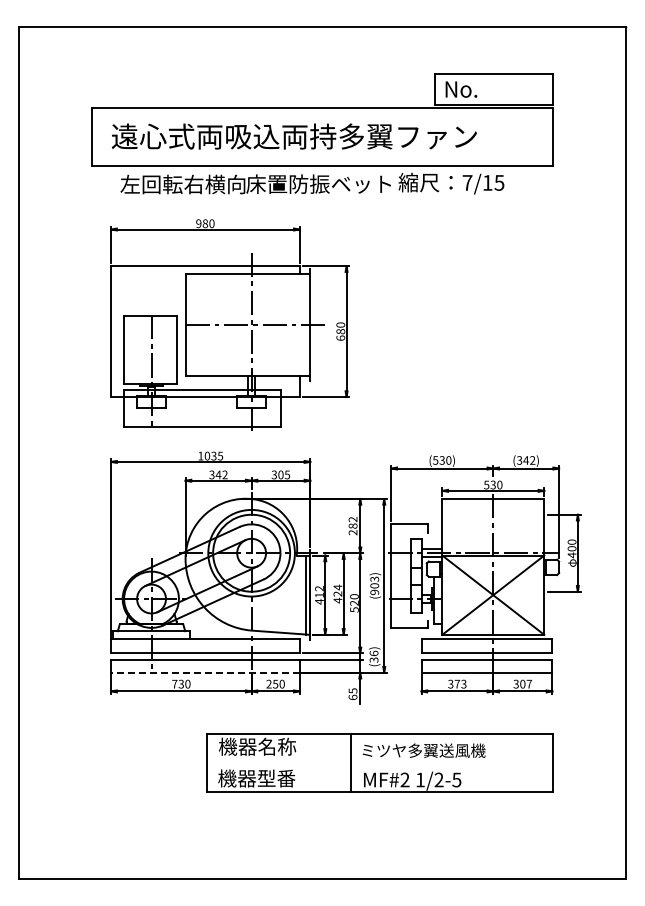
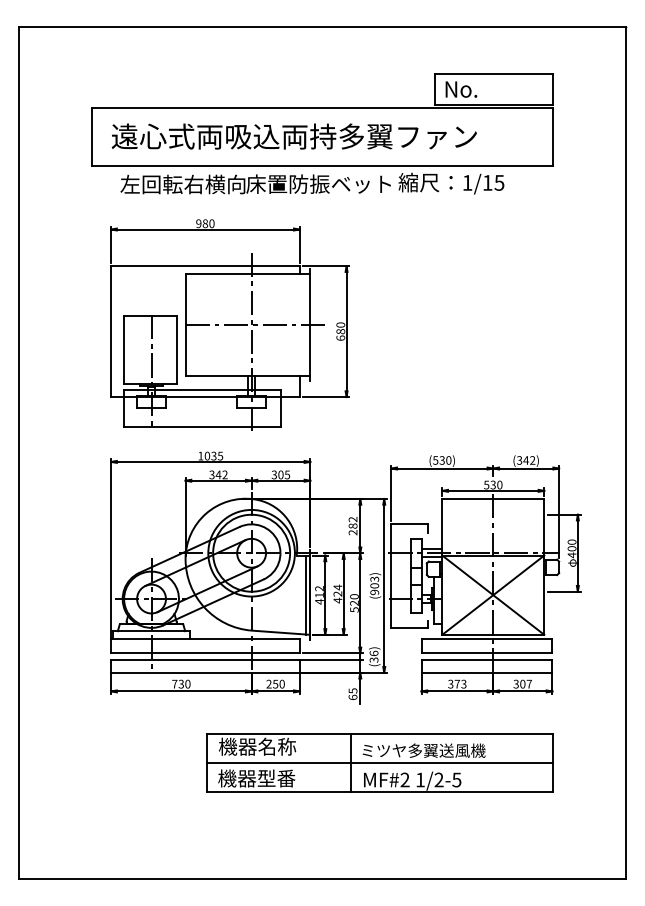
text: 7/15 -> 1/15 (467, 182)
line: dashed -> solid (204, 672)
line: none -> present (380, 763)
